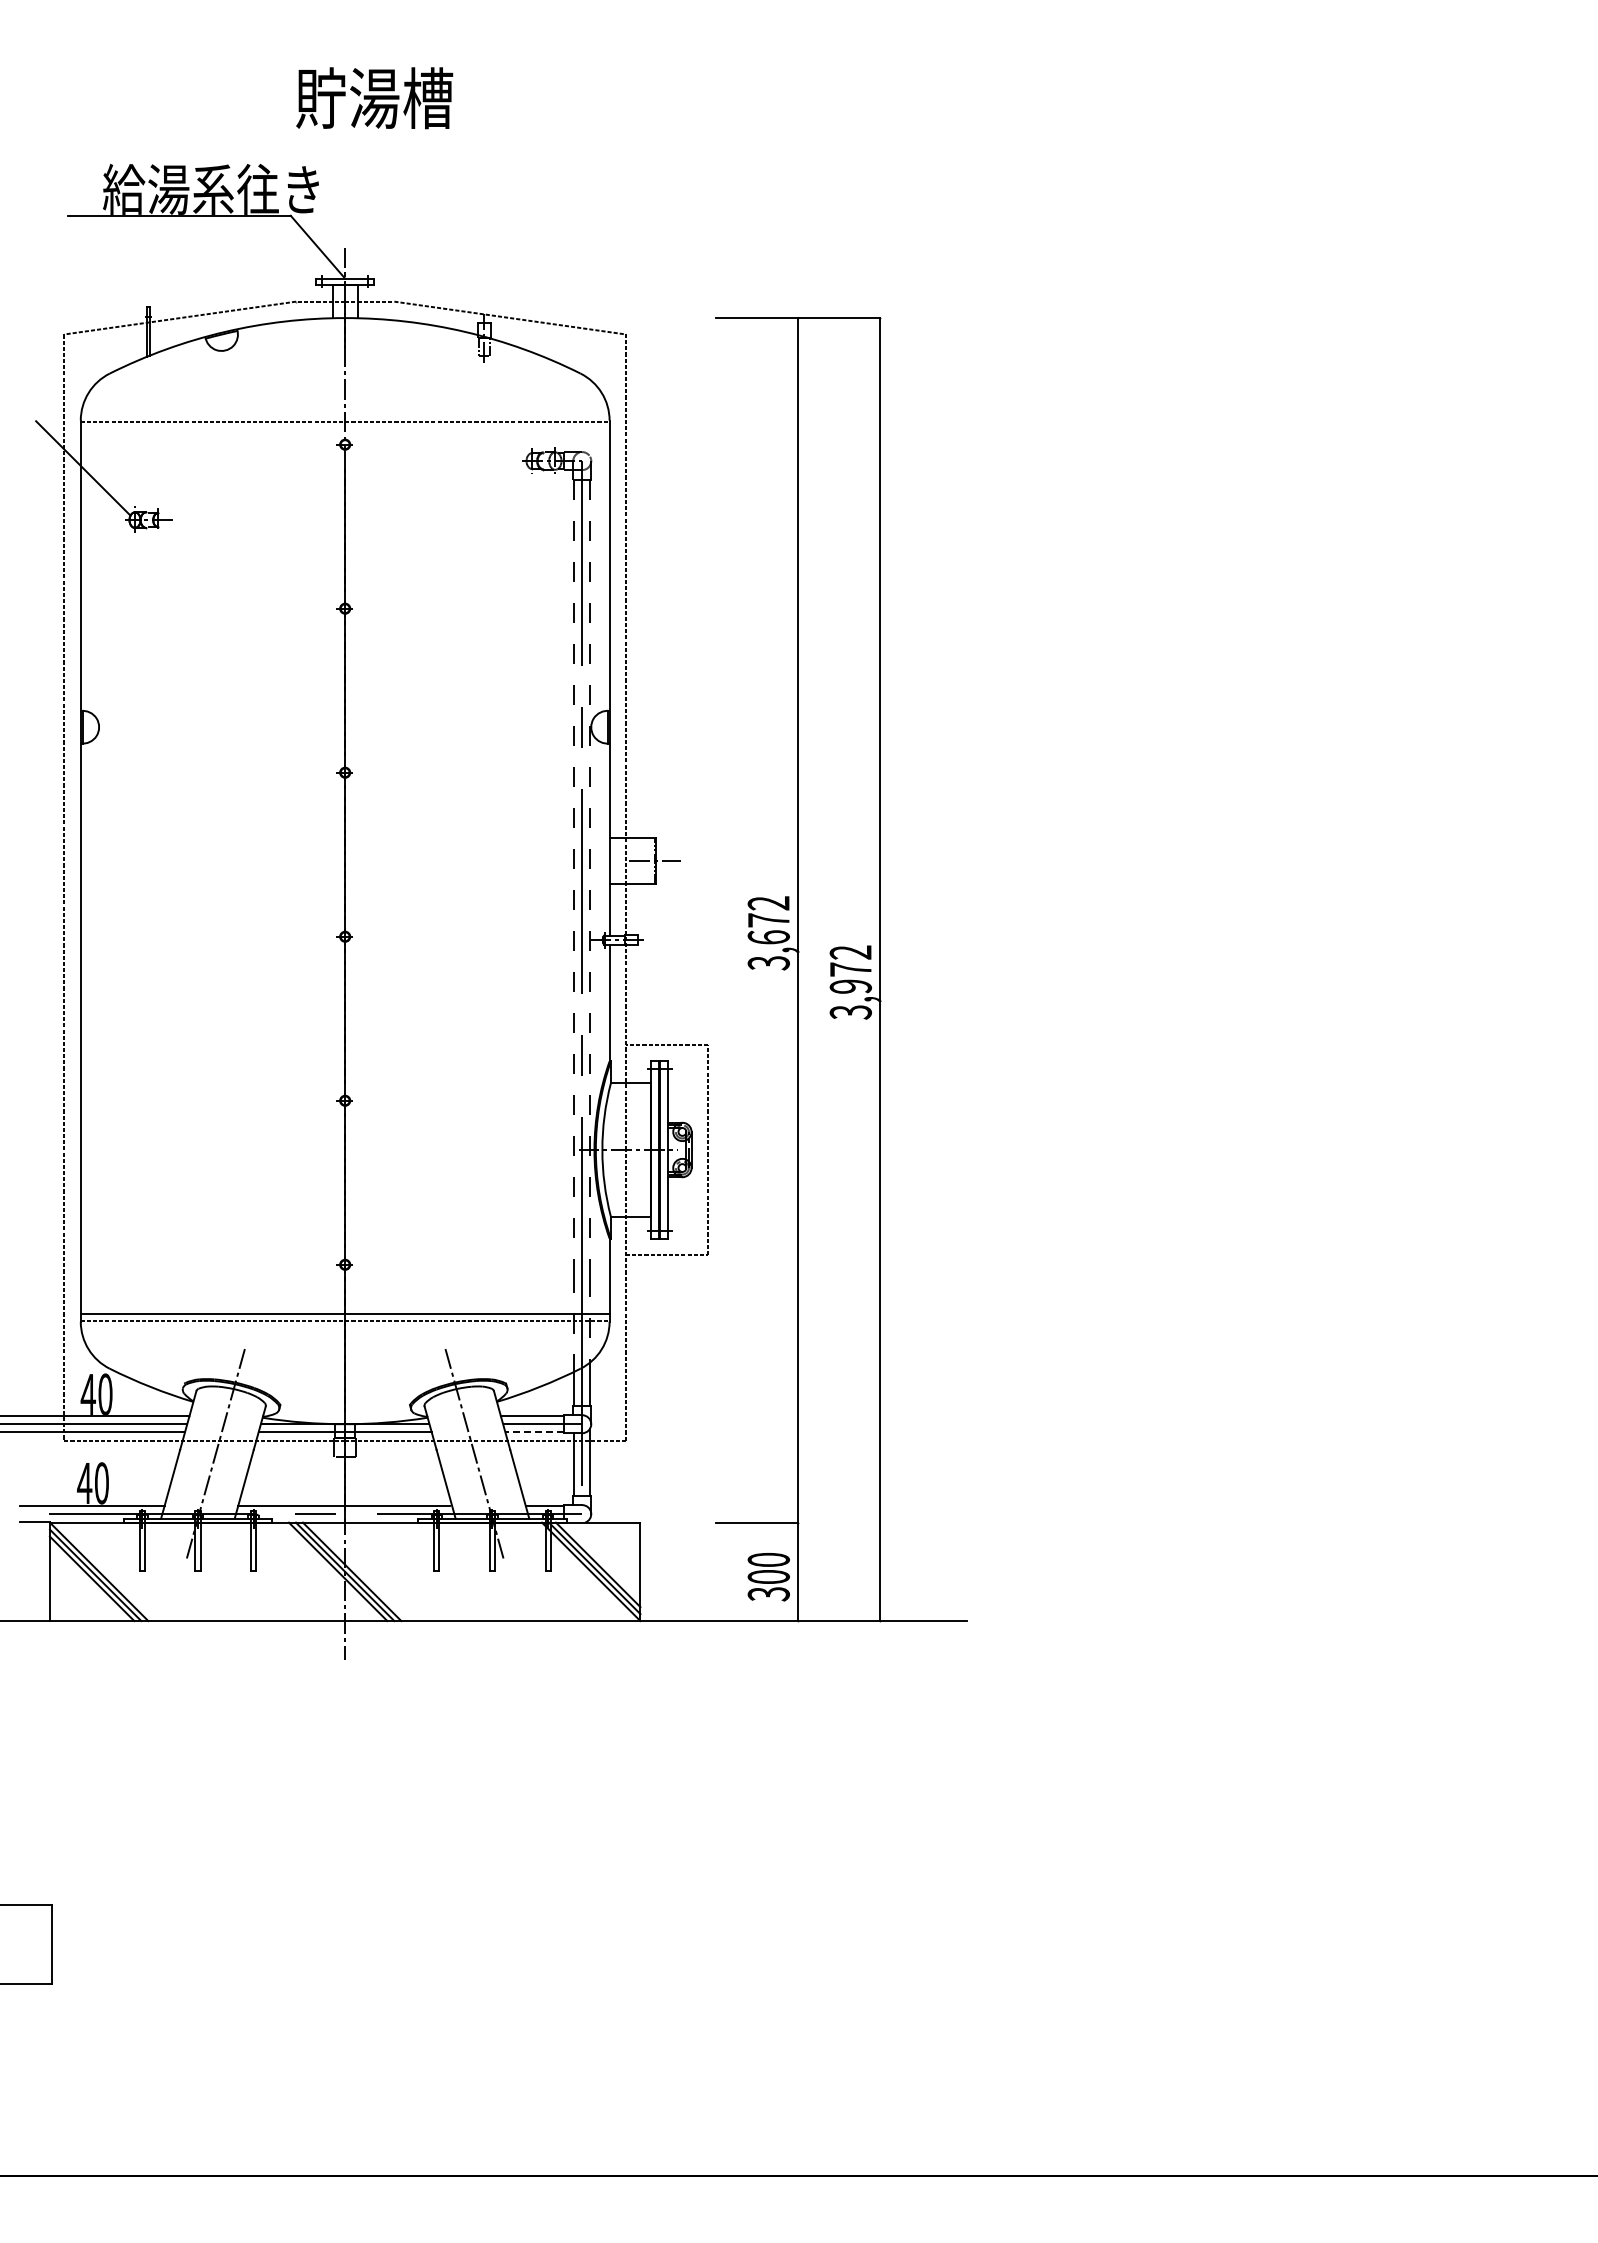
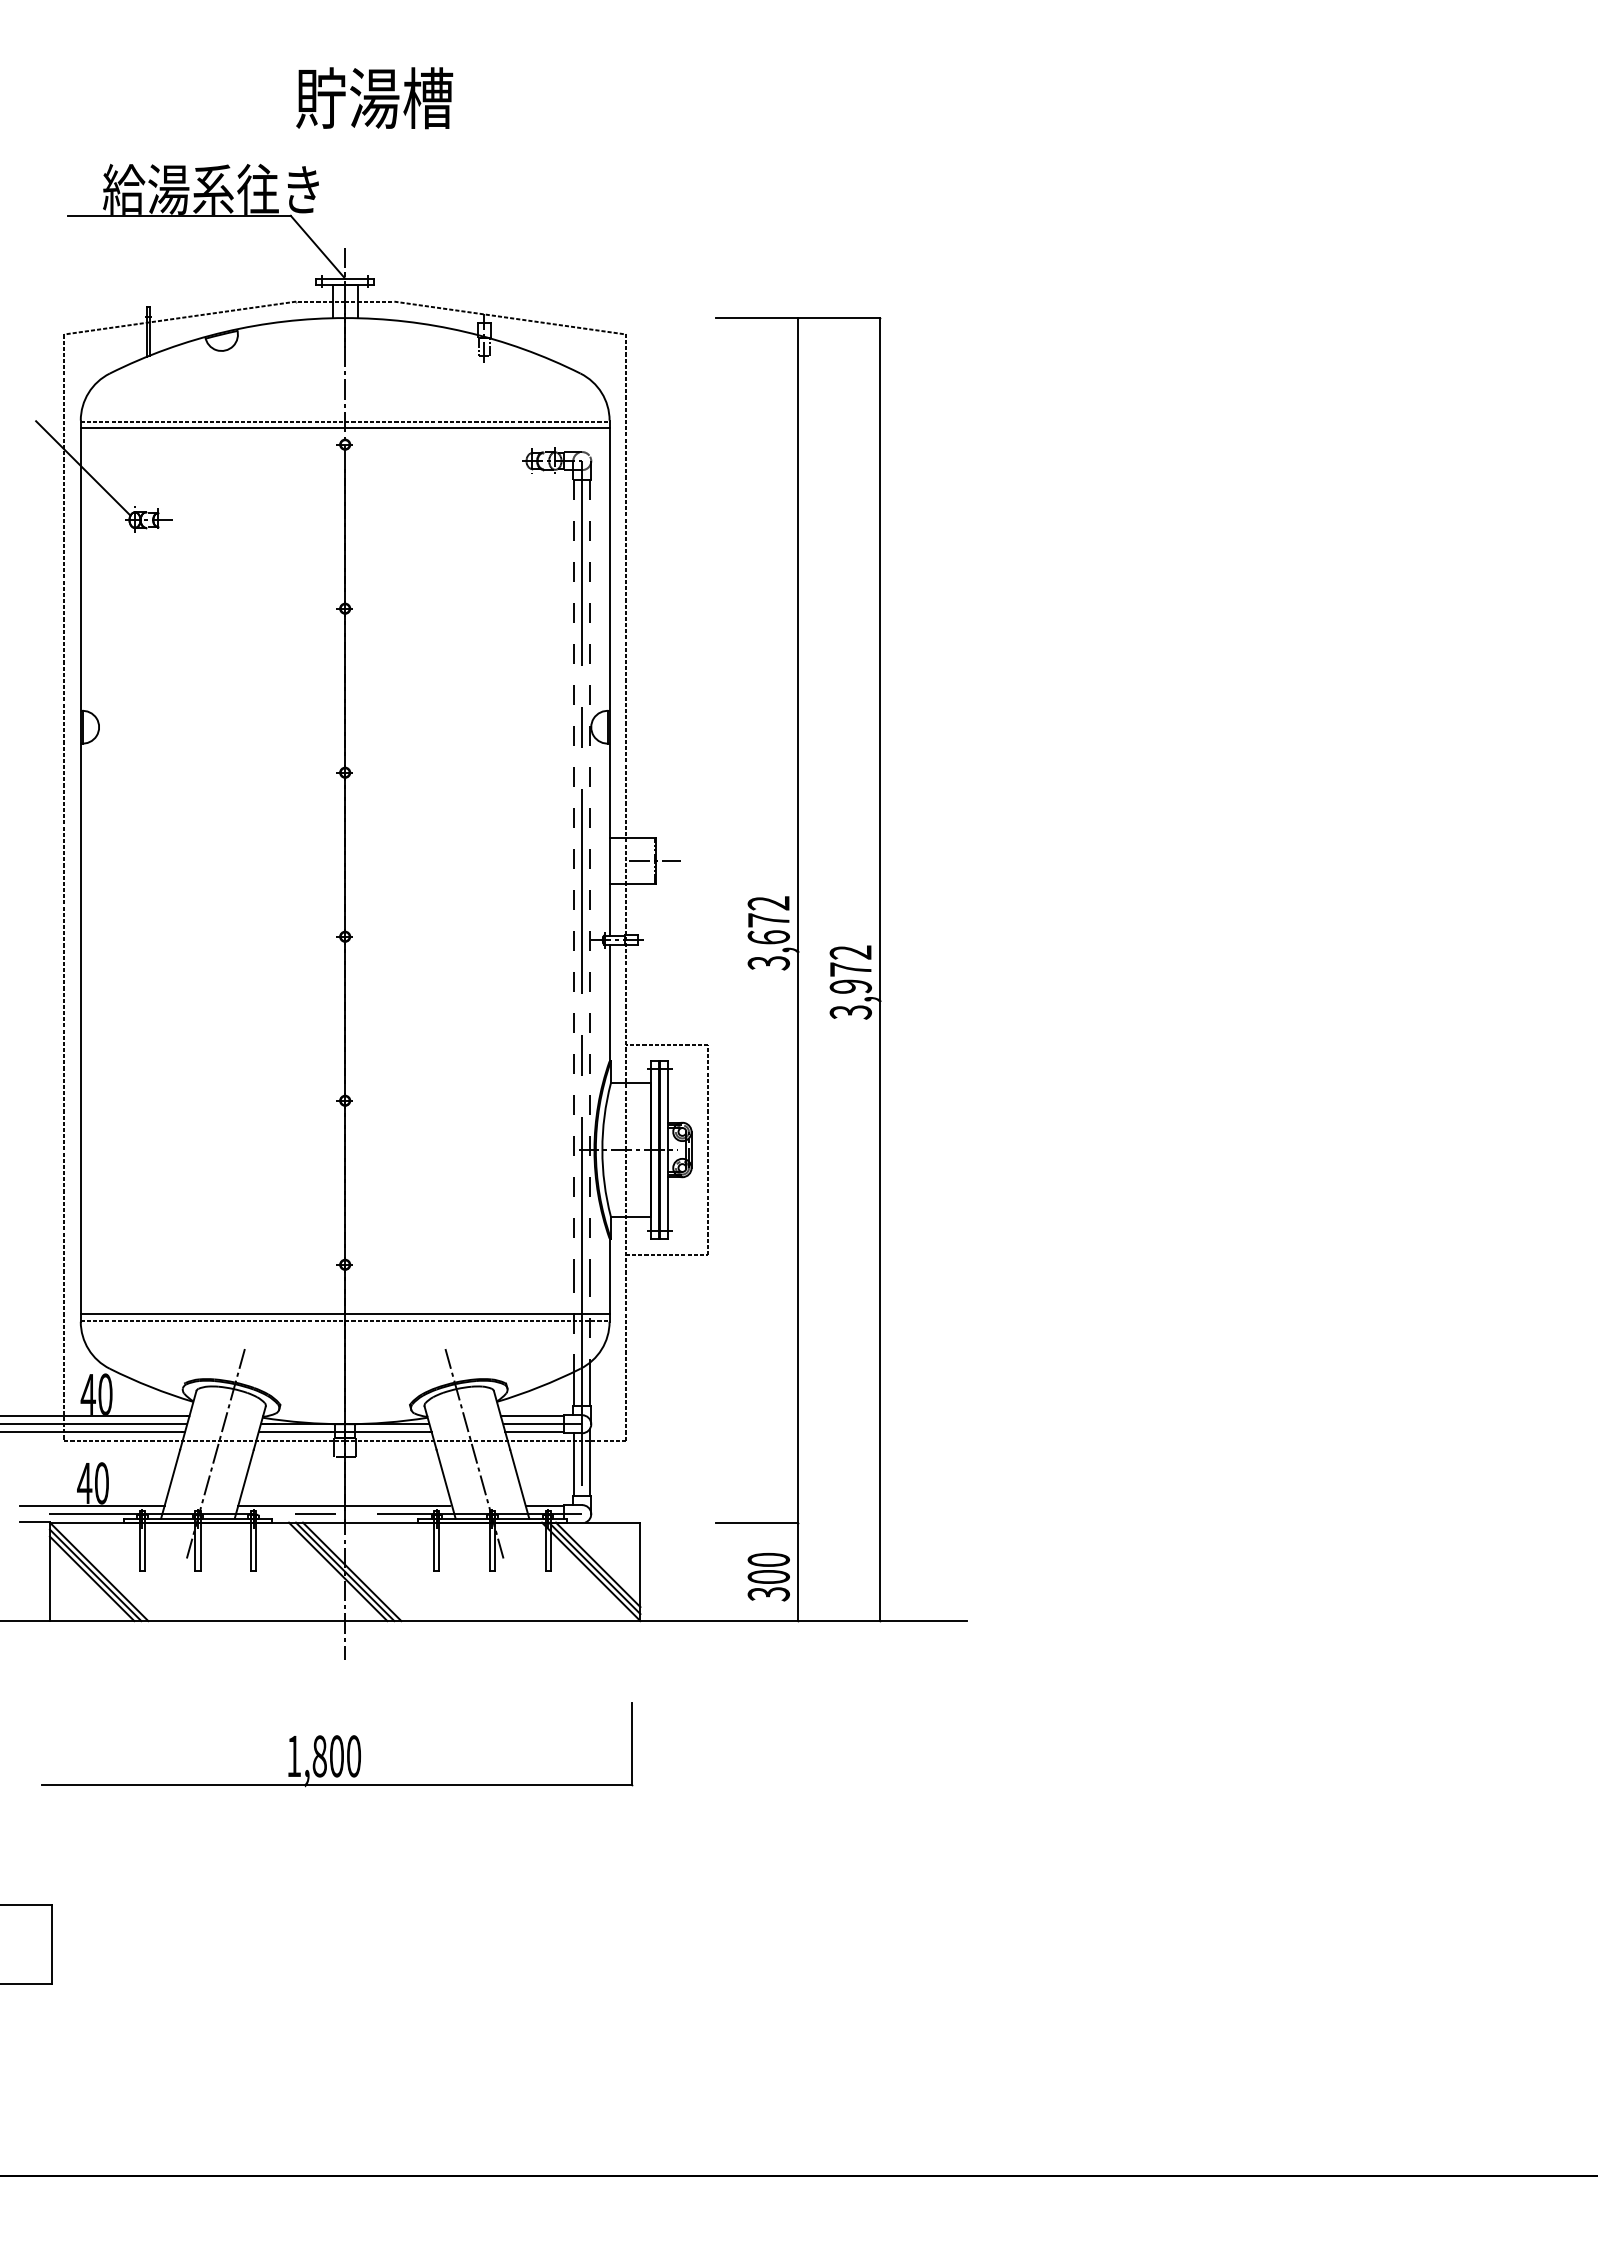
line: none -> present (344, 428)
line: dashed -> solid (534, 1432)
part: none -> present (337, 1744)
